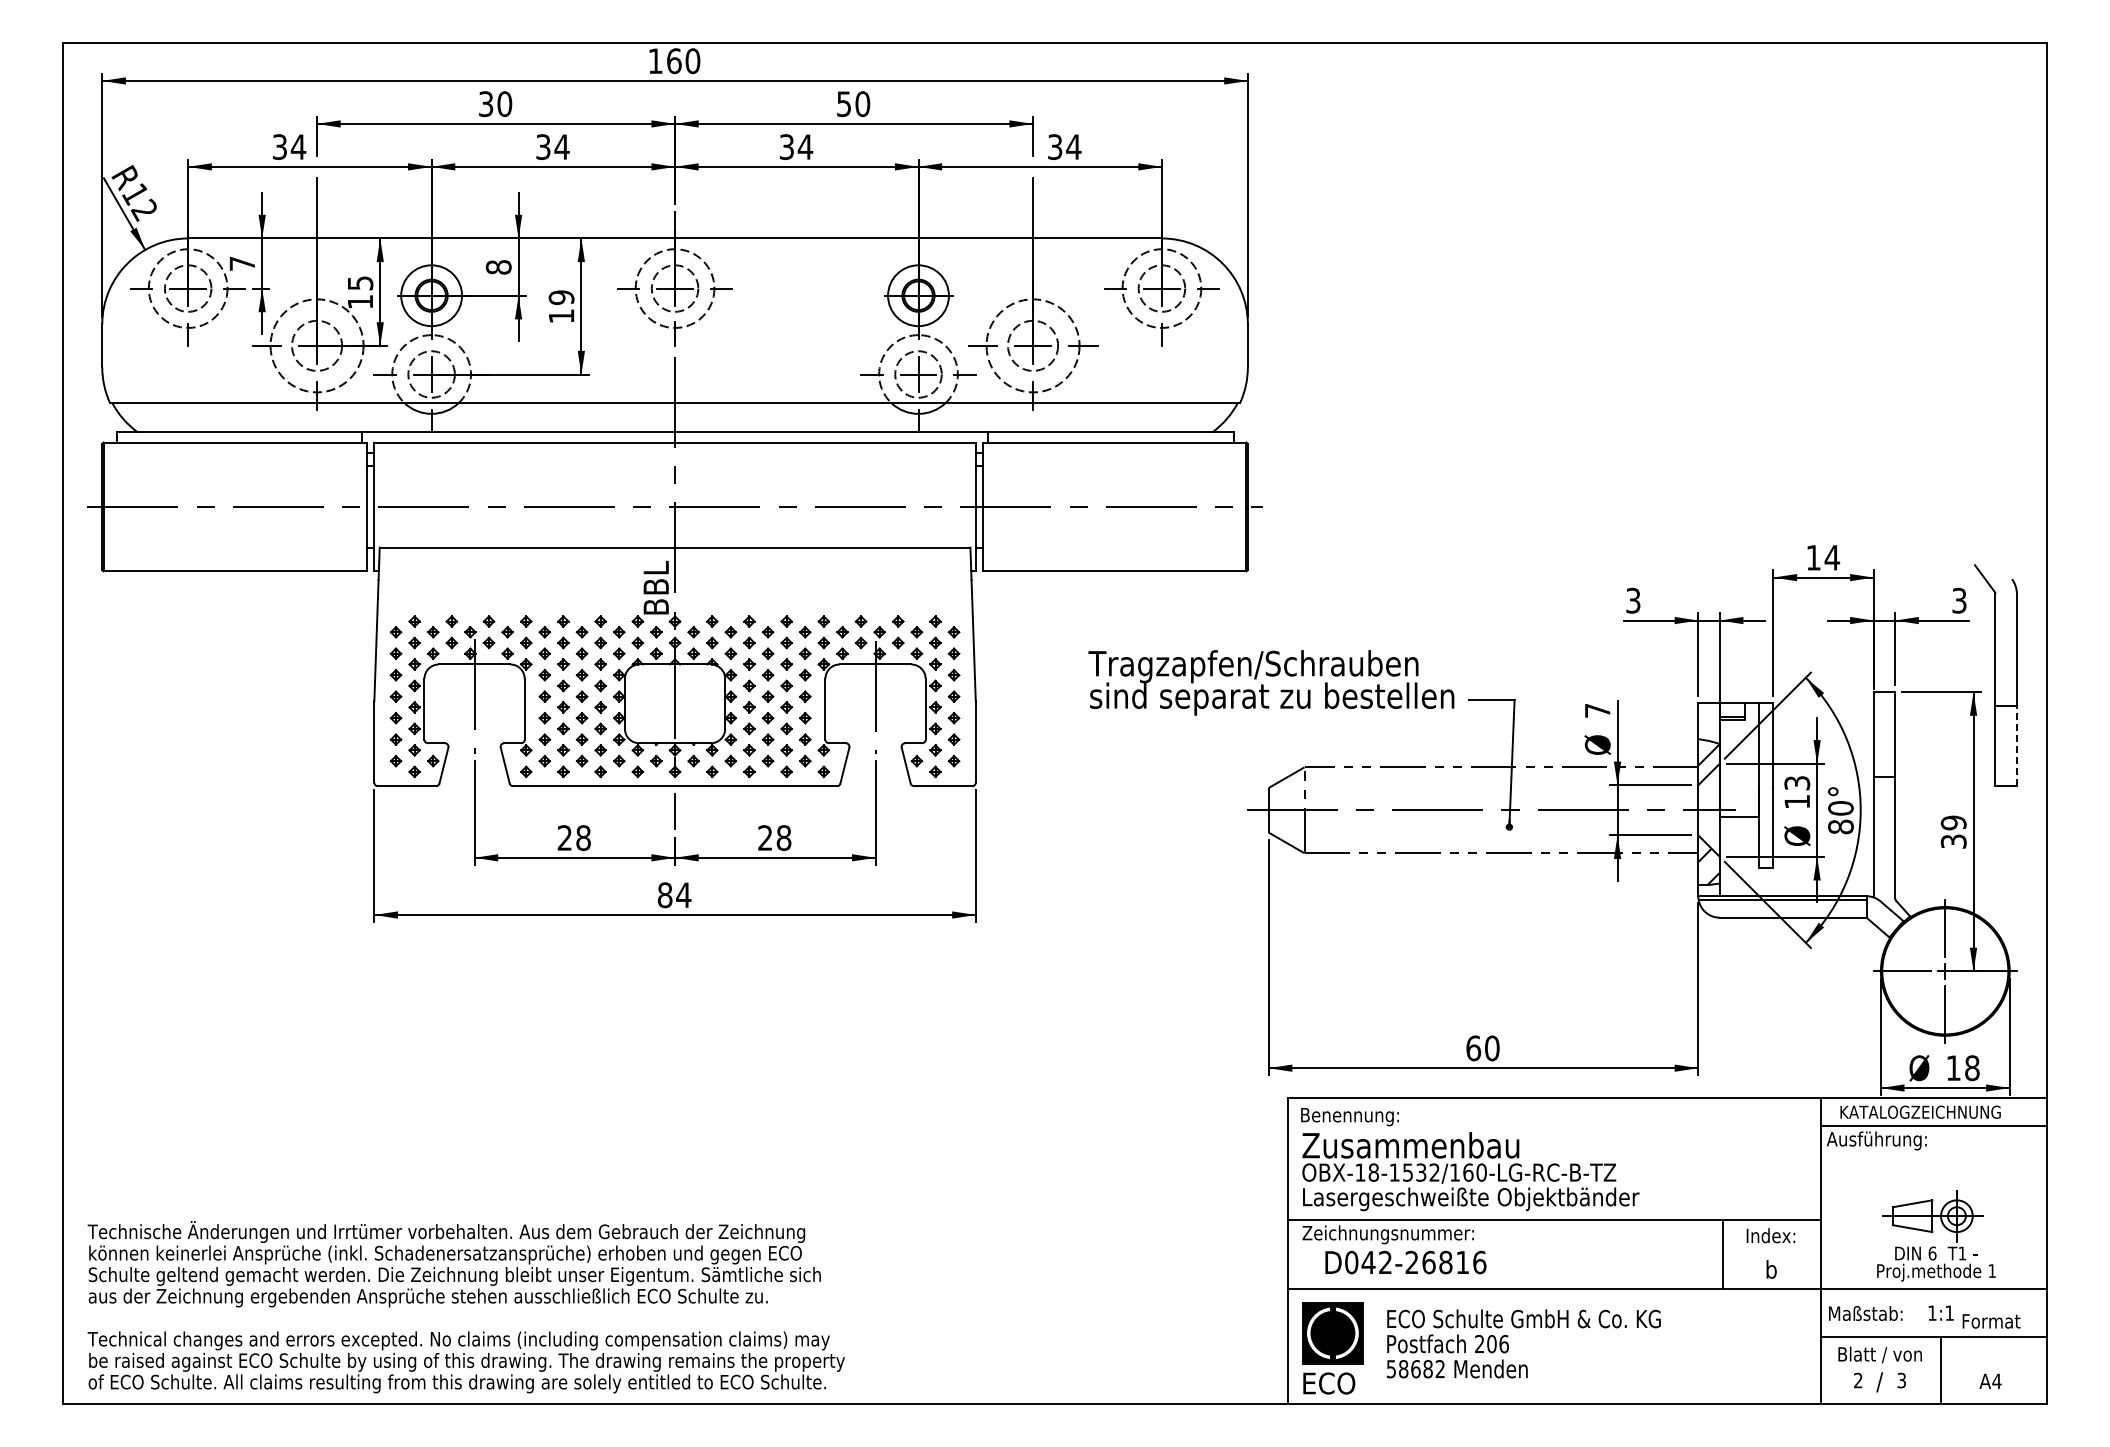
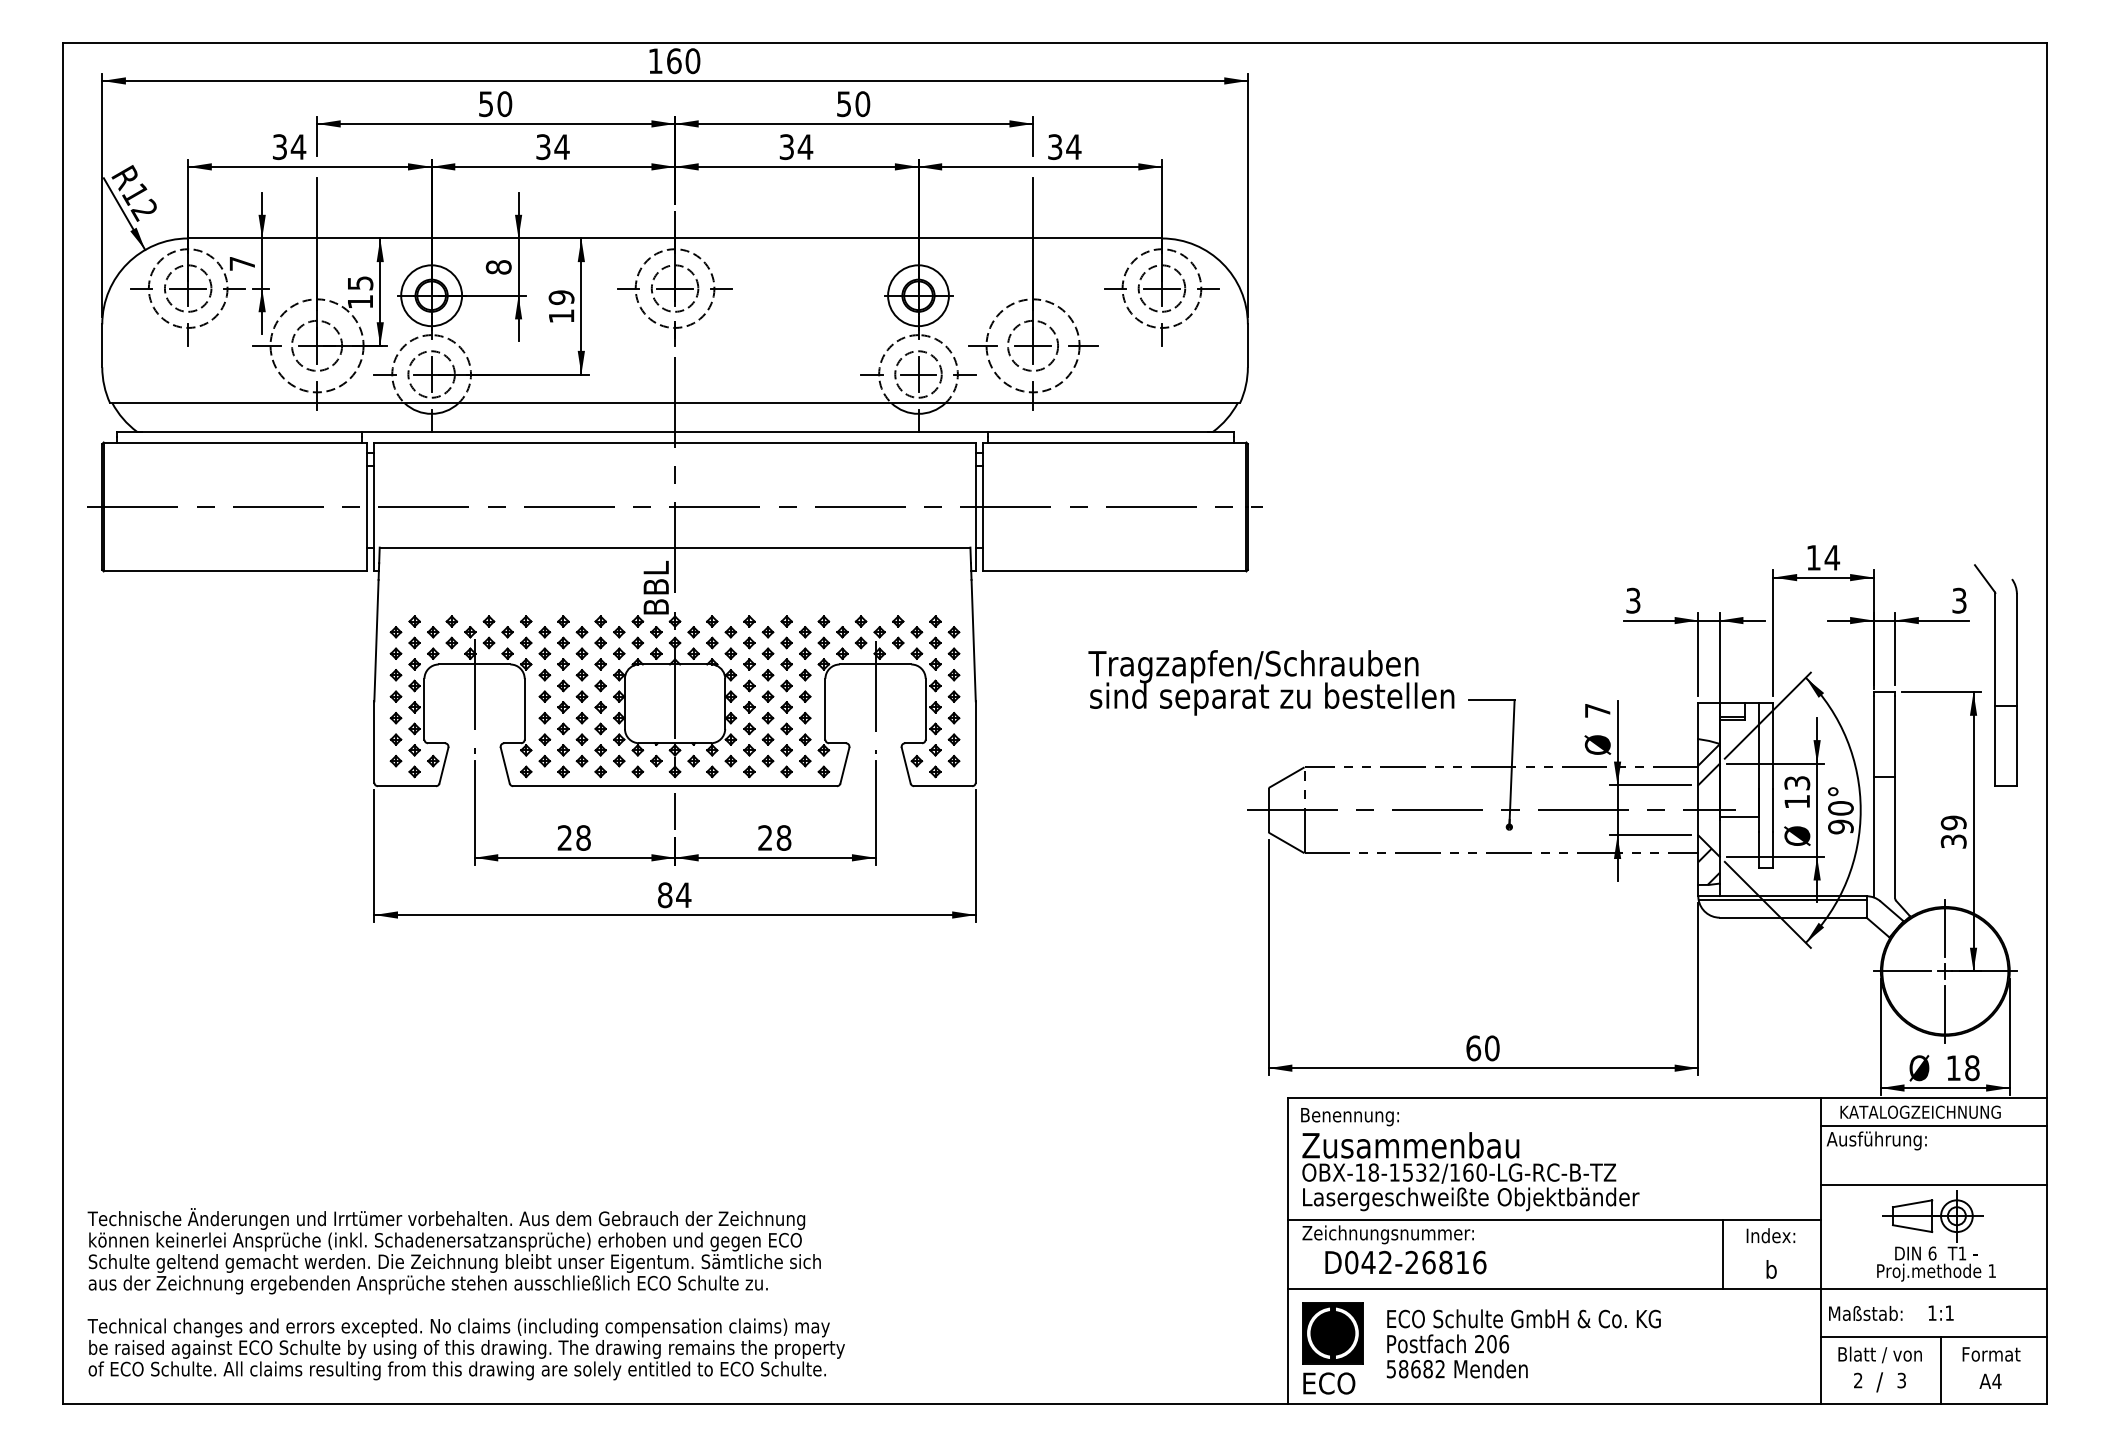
text: 30 -> 50 (486, 103)
line: dashed -> solid (2016, 745)
text: 80° -> 90° (1840, 826)
line: none -> present (1933, 1184)
text position: (465, 1307) -> (465, 1294) (465, 1294)
text position: (1991, 1321) -> (1991, 1354) (1991, 1354)
